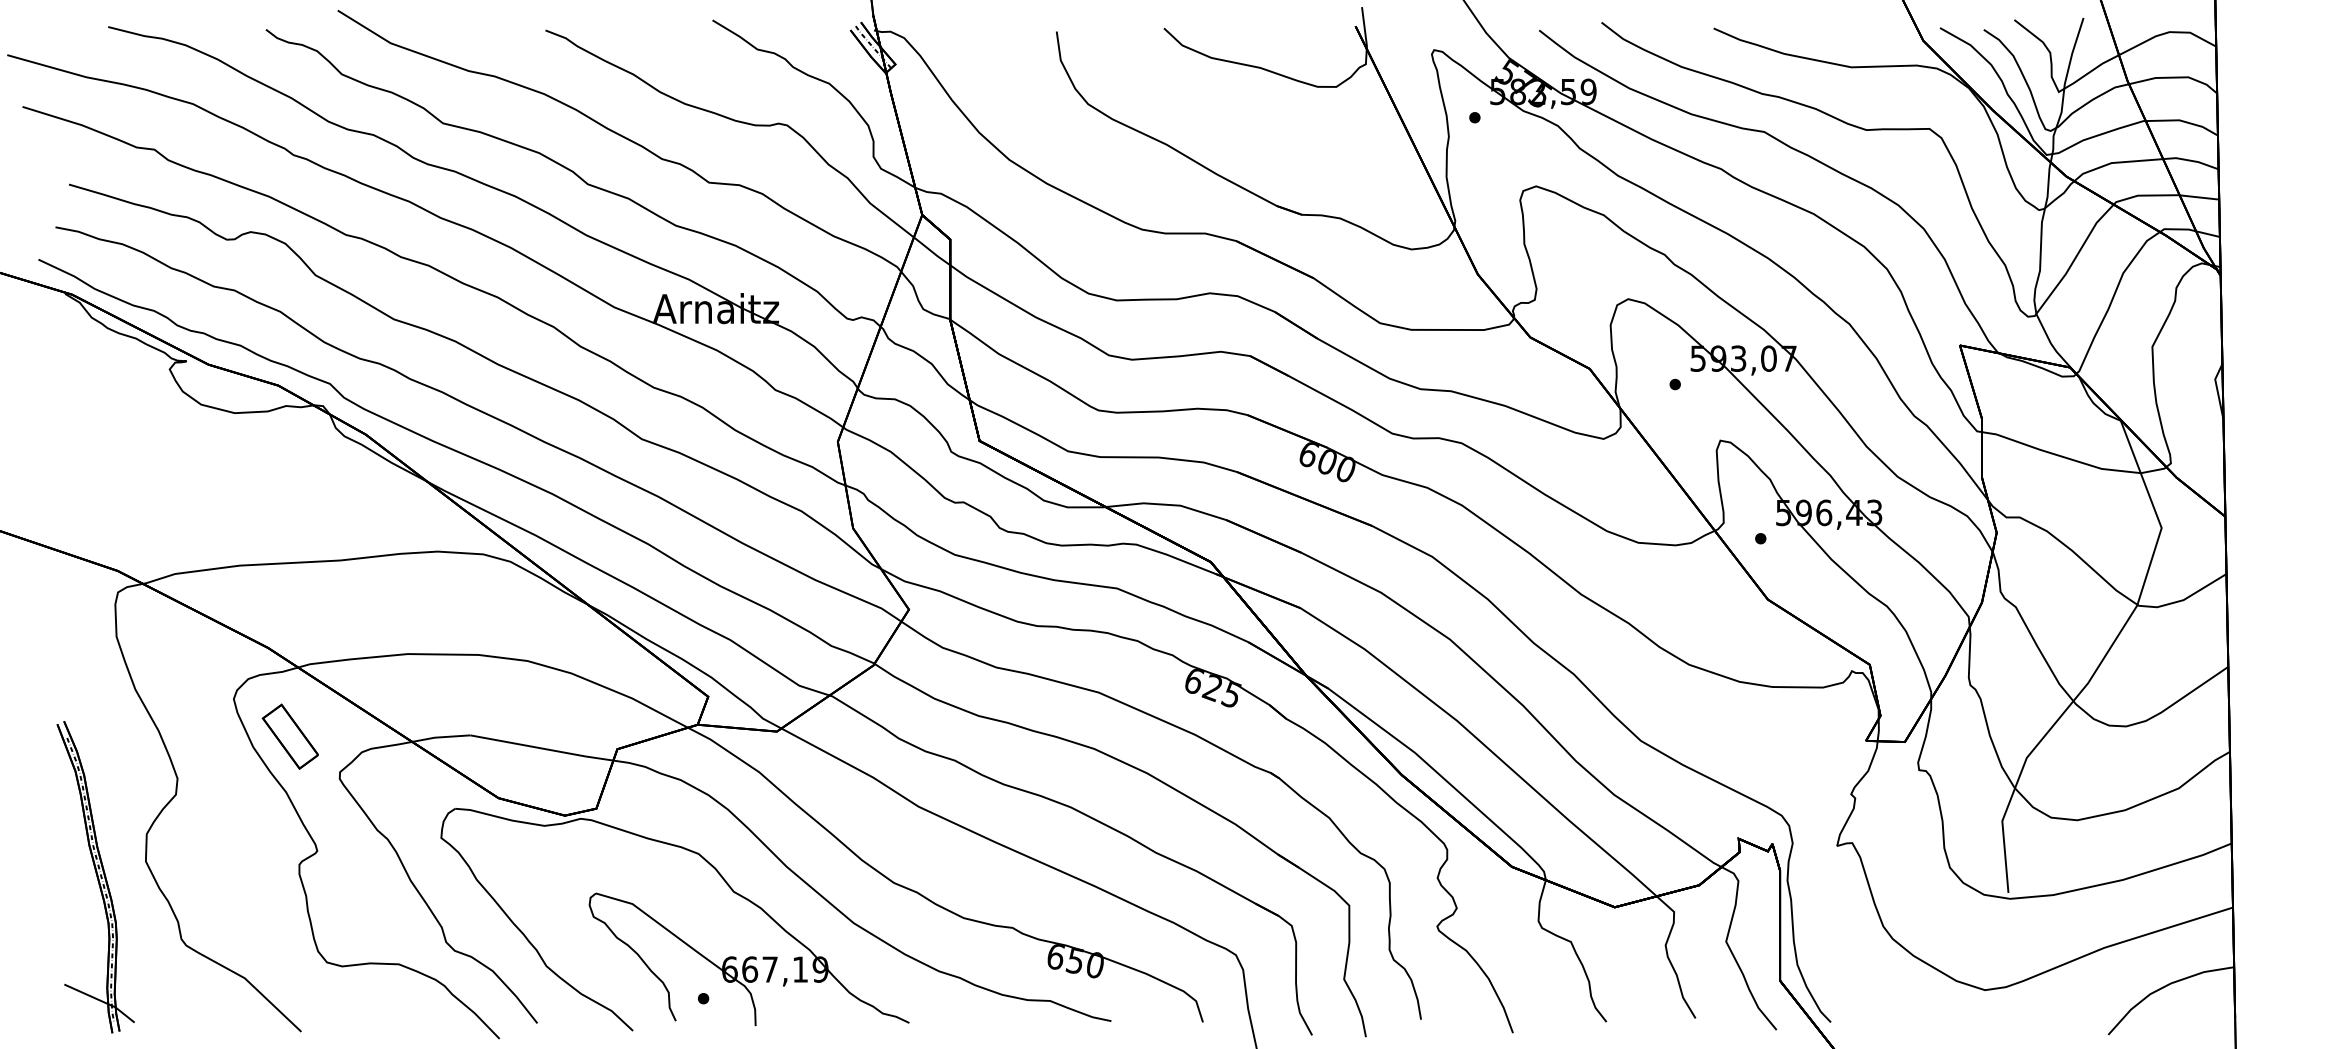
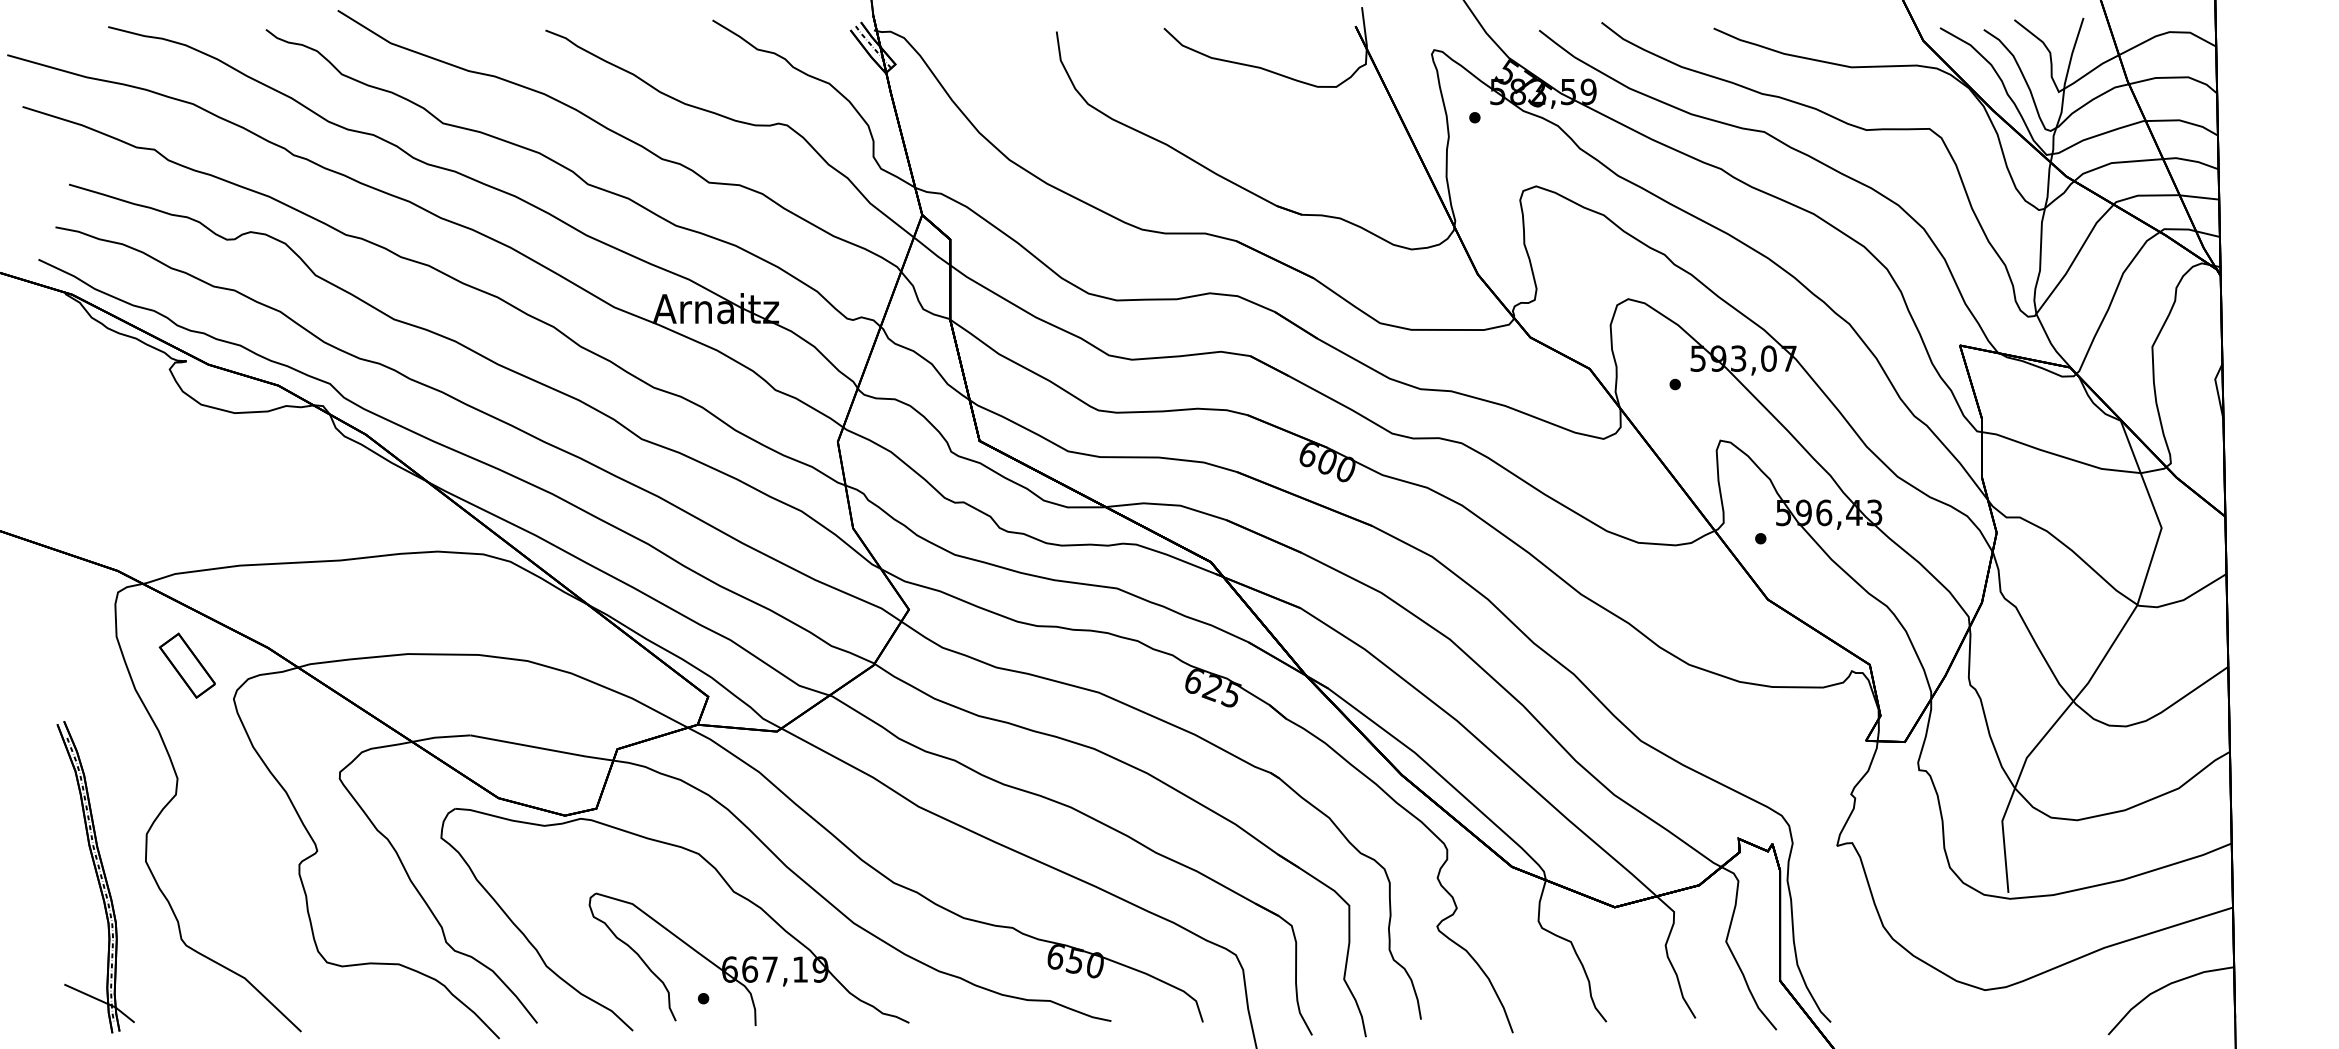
part position: (289, 736) -> (186, 665) (186, 665)
